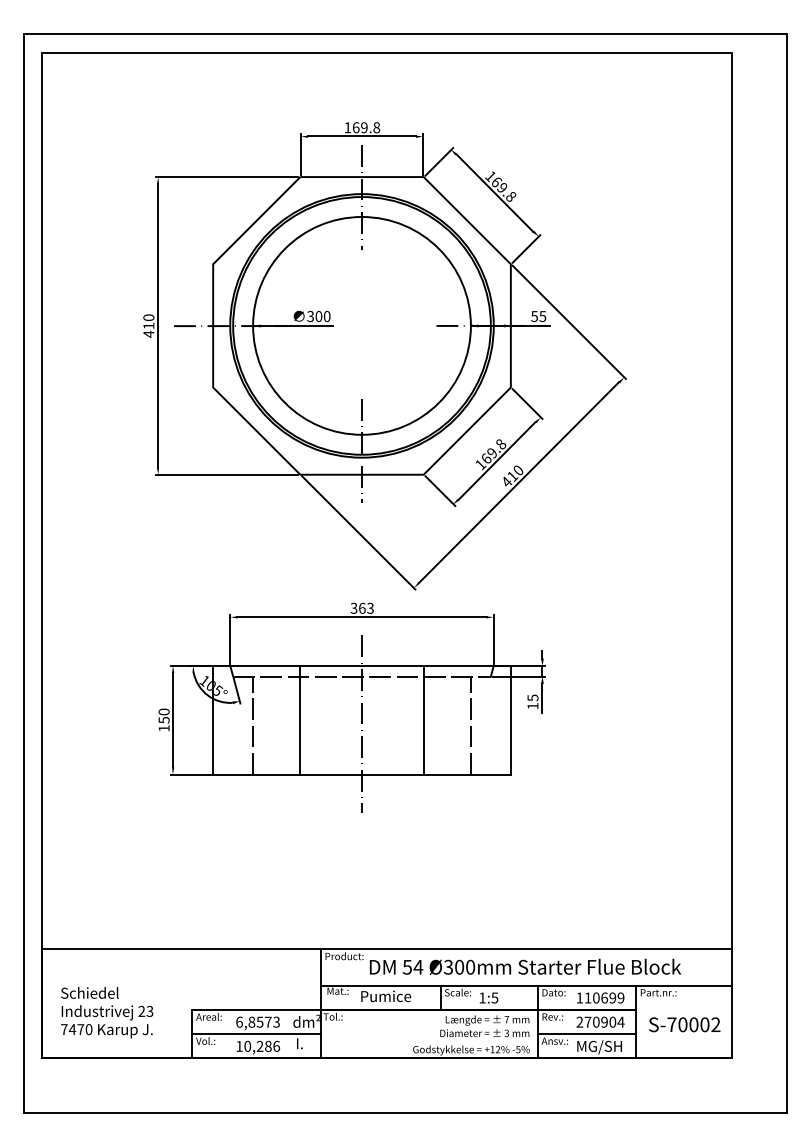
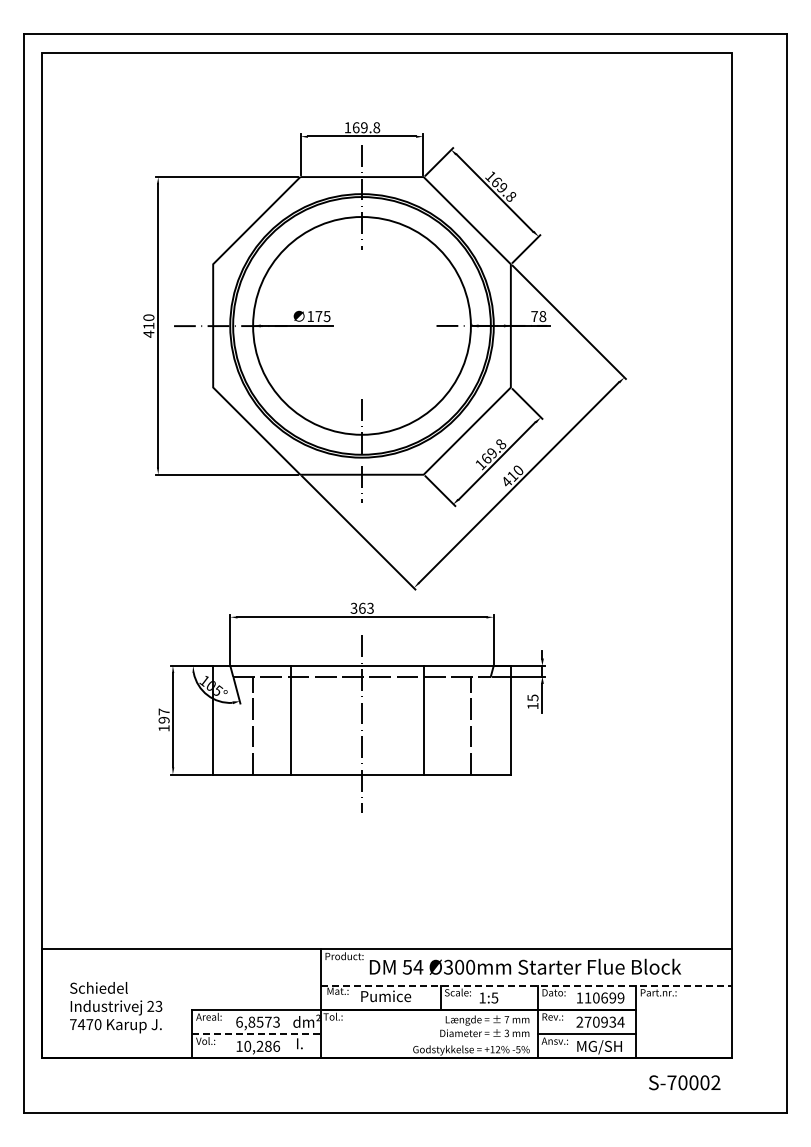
text: 300 -> 175 (318, 316)
text: 55 -> 78 (538, 316)
text: 150 -> 197 (163, 715)
line position: (300, 719) -> (291, 719) (291, 719)
line: solid -> dashed (526, 985)
text position: (107, 1012) -> (116, 1007) (116, 1007)
text: 270904 -> 270934 (612, 1021)
text position: (684, 1024) -> (684, 1082) (684, 1082)
line: solid -> dashed (257, 1033)
